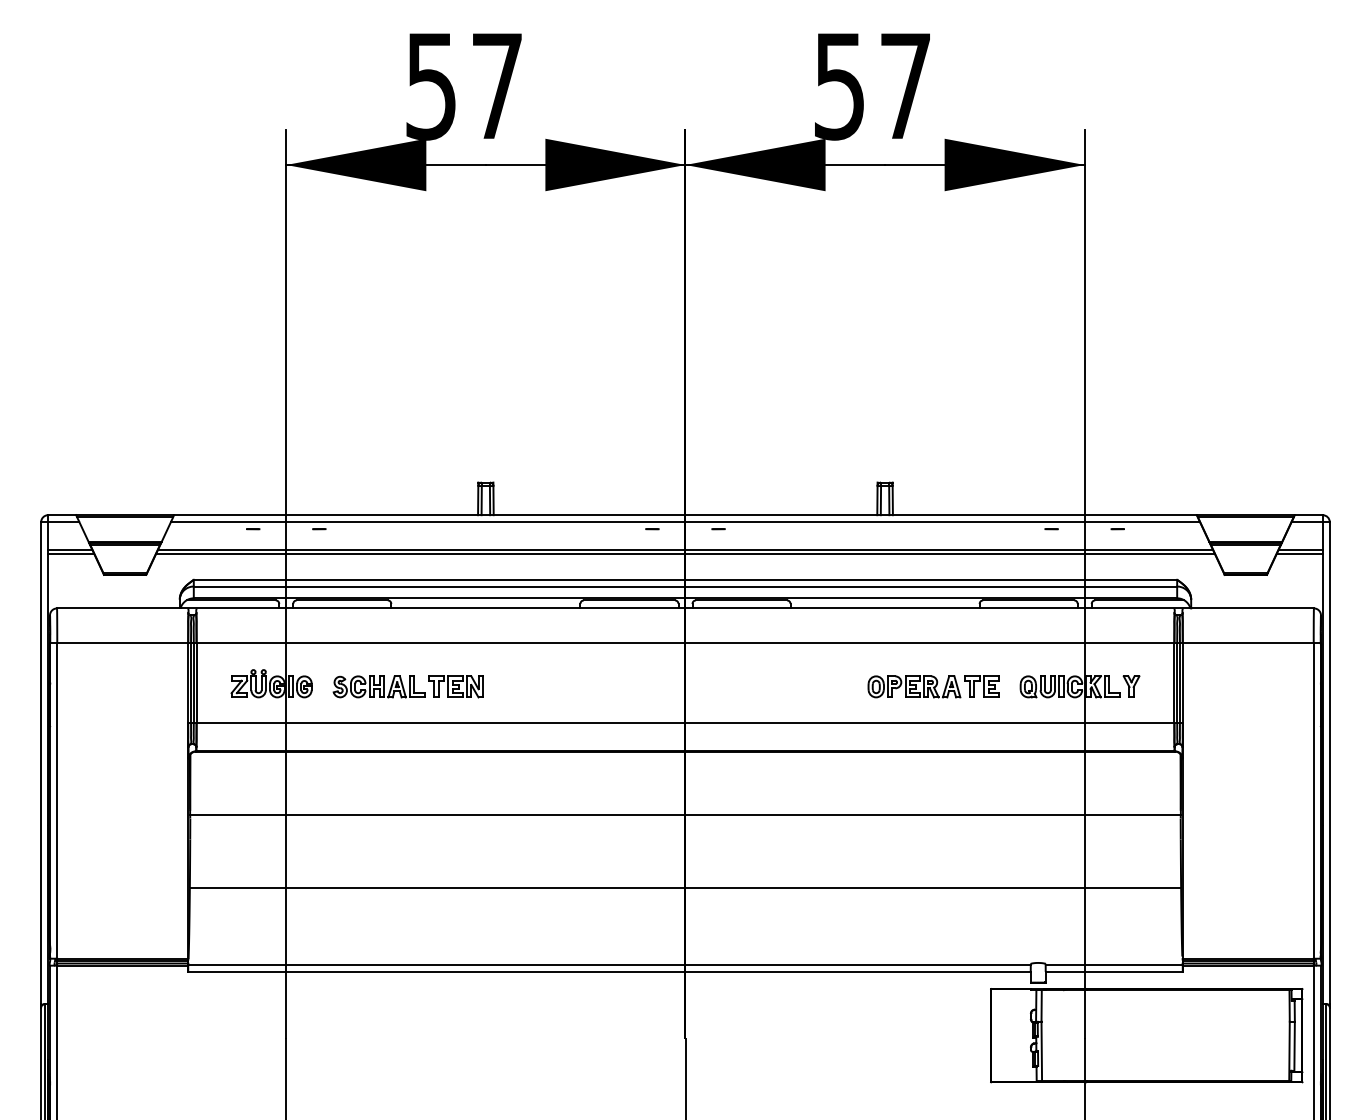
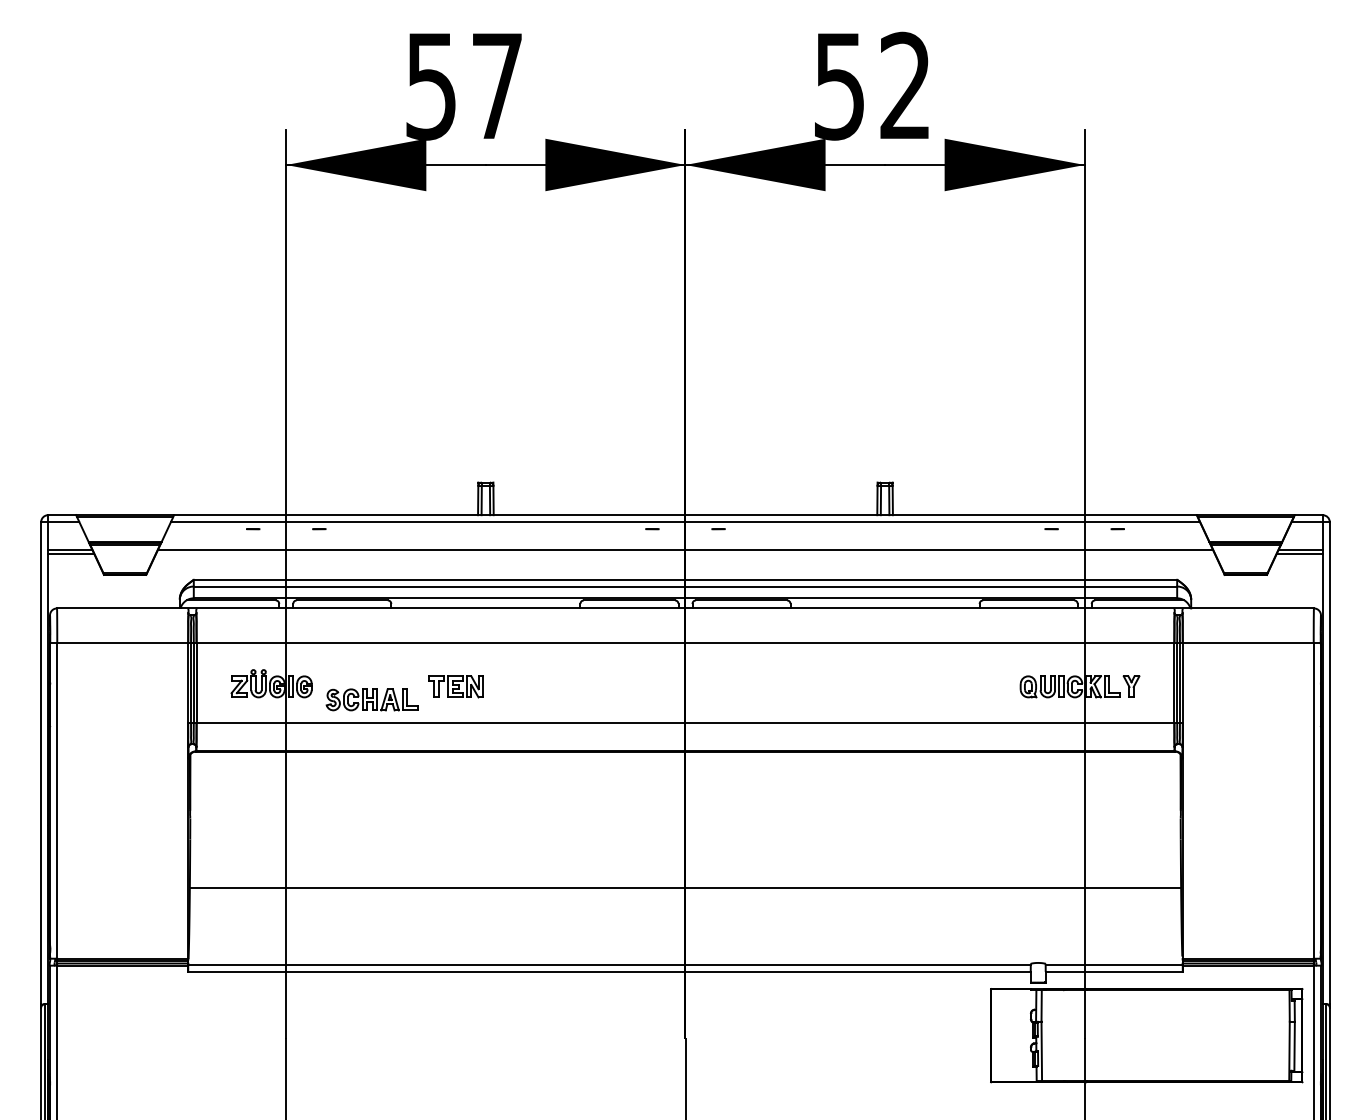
text: 57 -> 52 (904, 84)
line: present -> none (685, 553)
part position: (378, 686) -> (371, 699) (371, 699)
part: present -> none (933, 686)
line: present -> none (685, 815)
